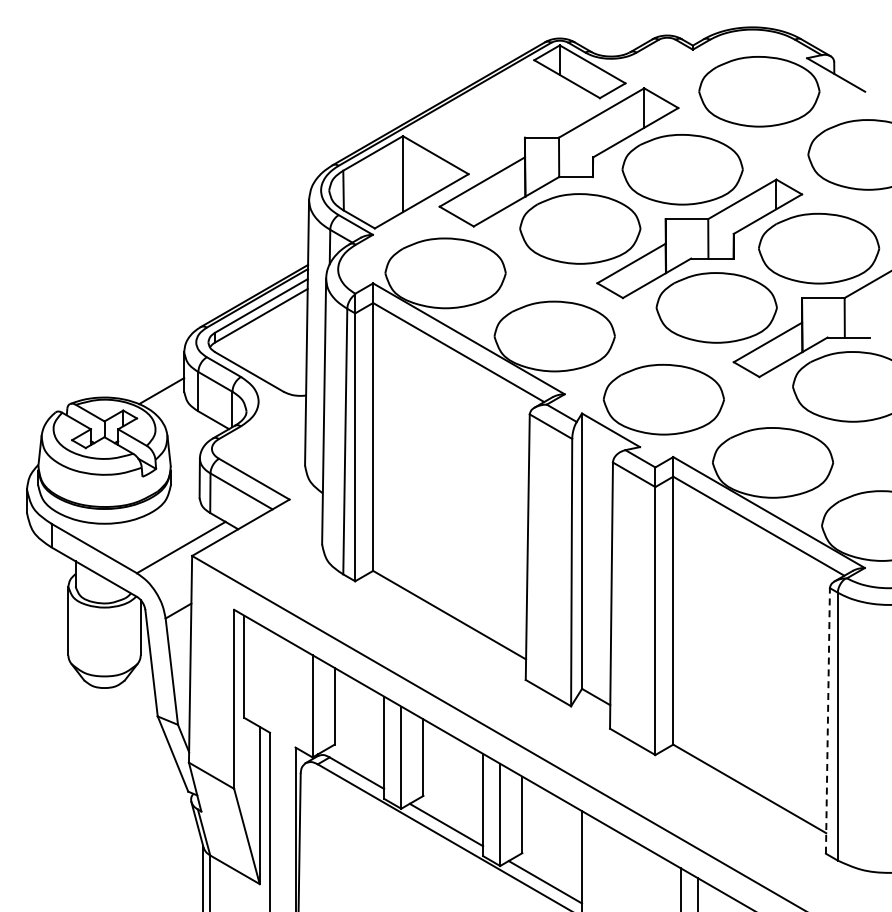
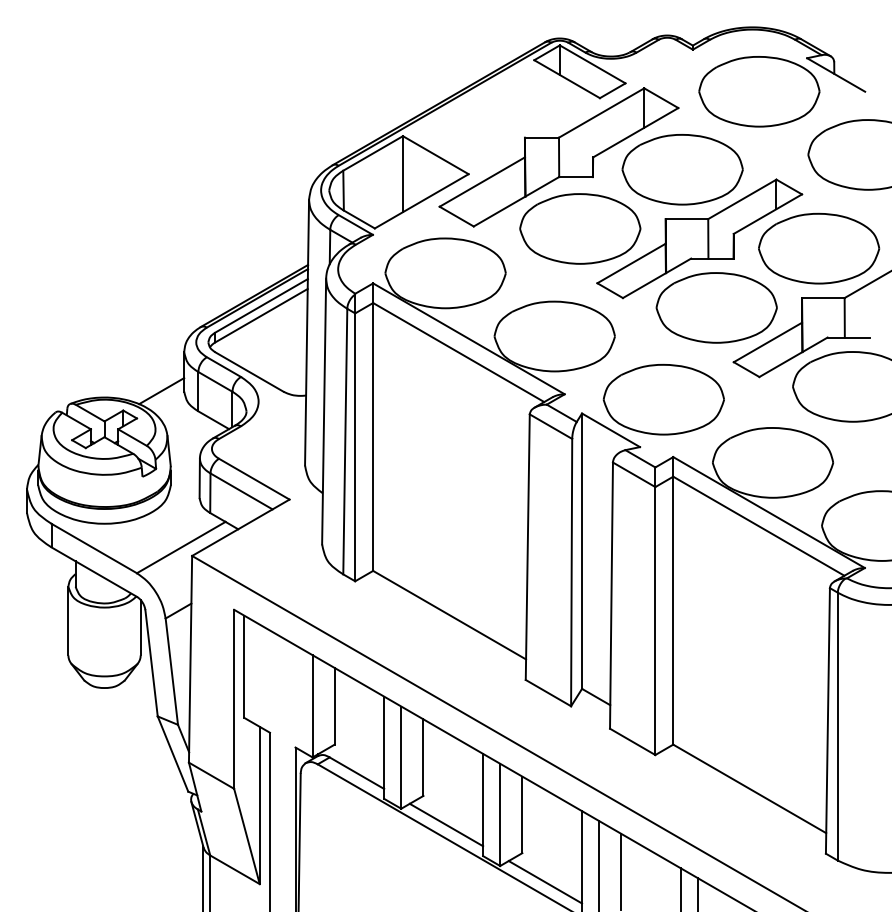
line: dashed -> solid (827, 720)
line: none -> present (599, 864)
line: none -> present (621, 870)
